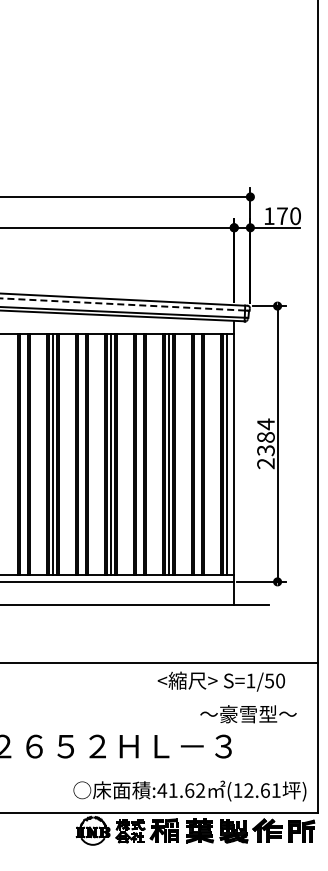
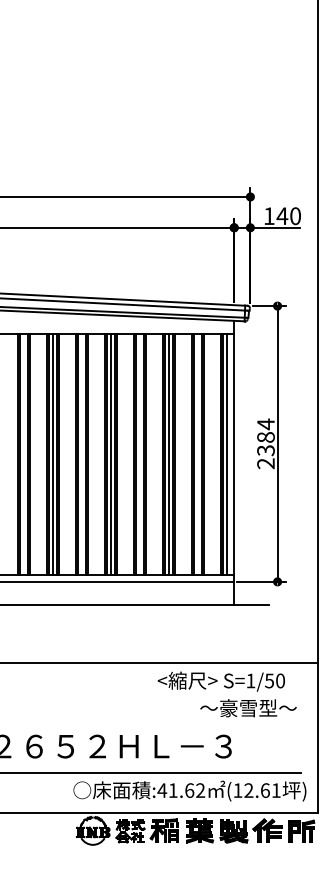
text: 170 -> 140 (282, 215)
line: dashed -> solid (122, 304)
text position: (248, 714) -> (248, 708) (248, 708)
line: none -> present (151, 773)
